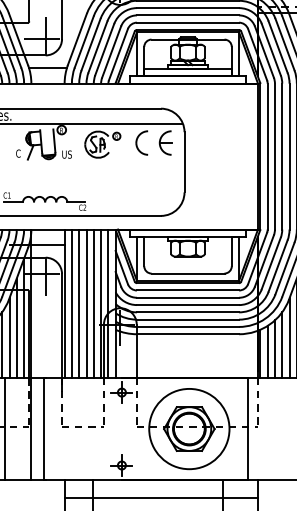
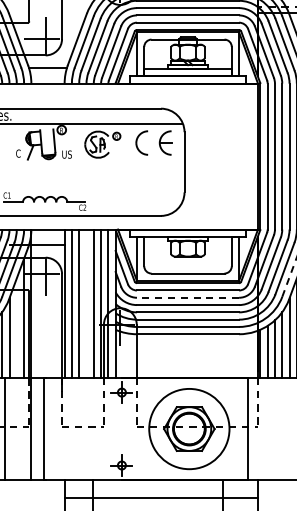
line: solid -> dashed (289, 277)
line: solid -> dashed (187, 297)
line: present -> none (86, 303)
line: present -> none (16, 328)
